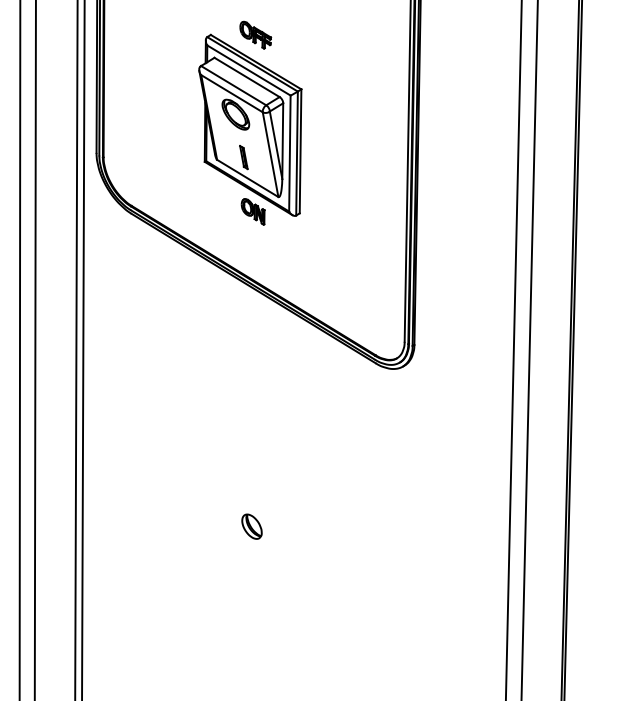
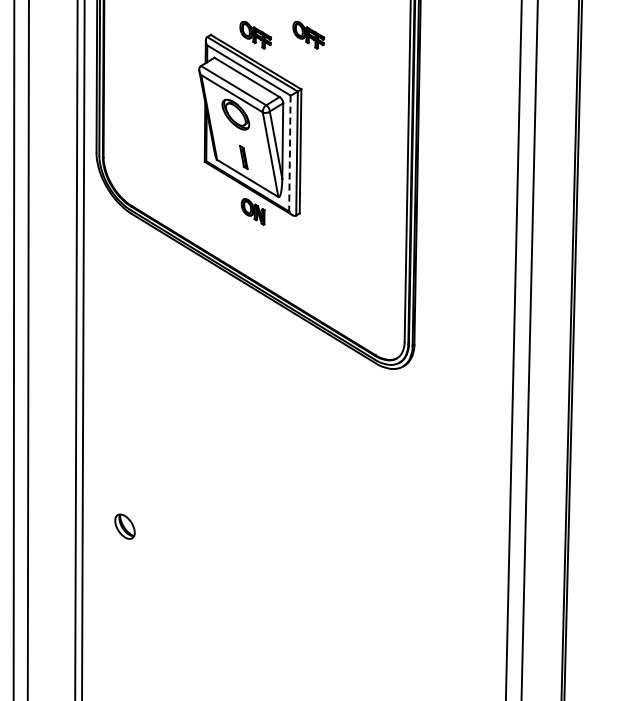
part: none -> present (308, 34)
line: solid -> dashed (289, 154)
line position: (19, 349) -> (13, 349) (13, 349)
line position: (34, 349) -> (27, 349) (27, 349)
part position: (251, 526) -> (124, 526) (124, 526)
